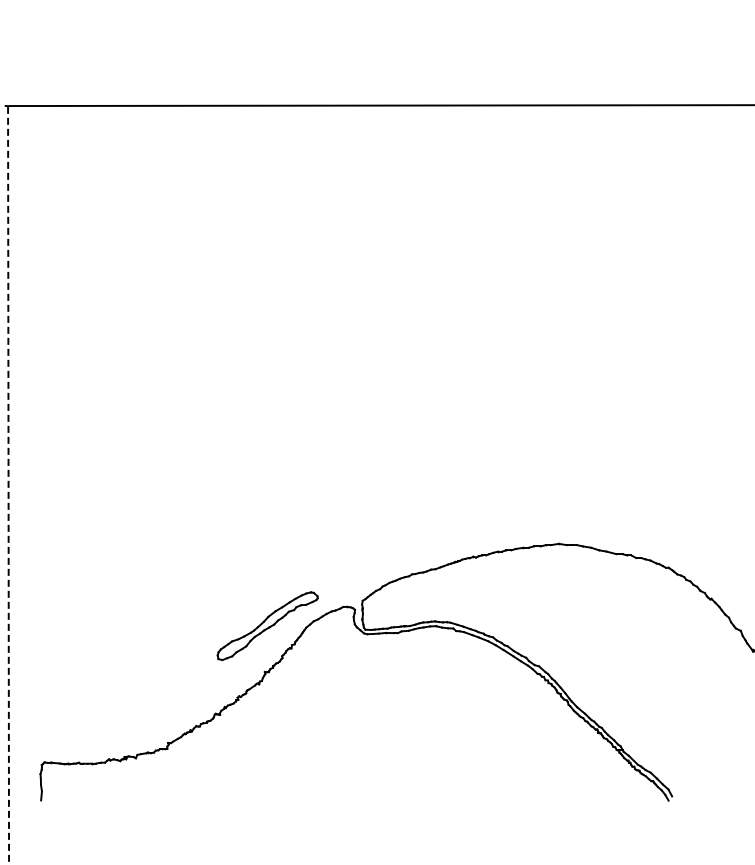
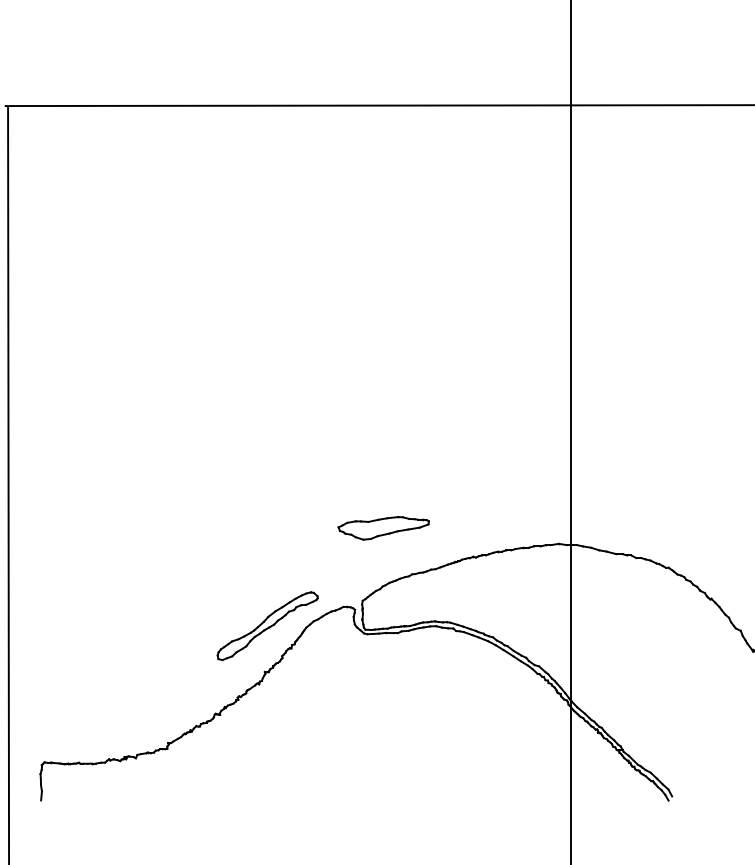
line: none -> present (570, 431)
line: dashed -> solid (8, 485)
part: none -> present (383, 528)
